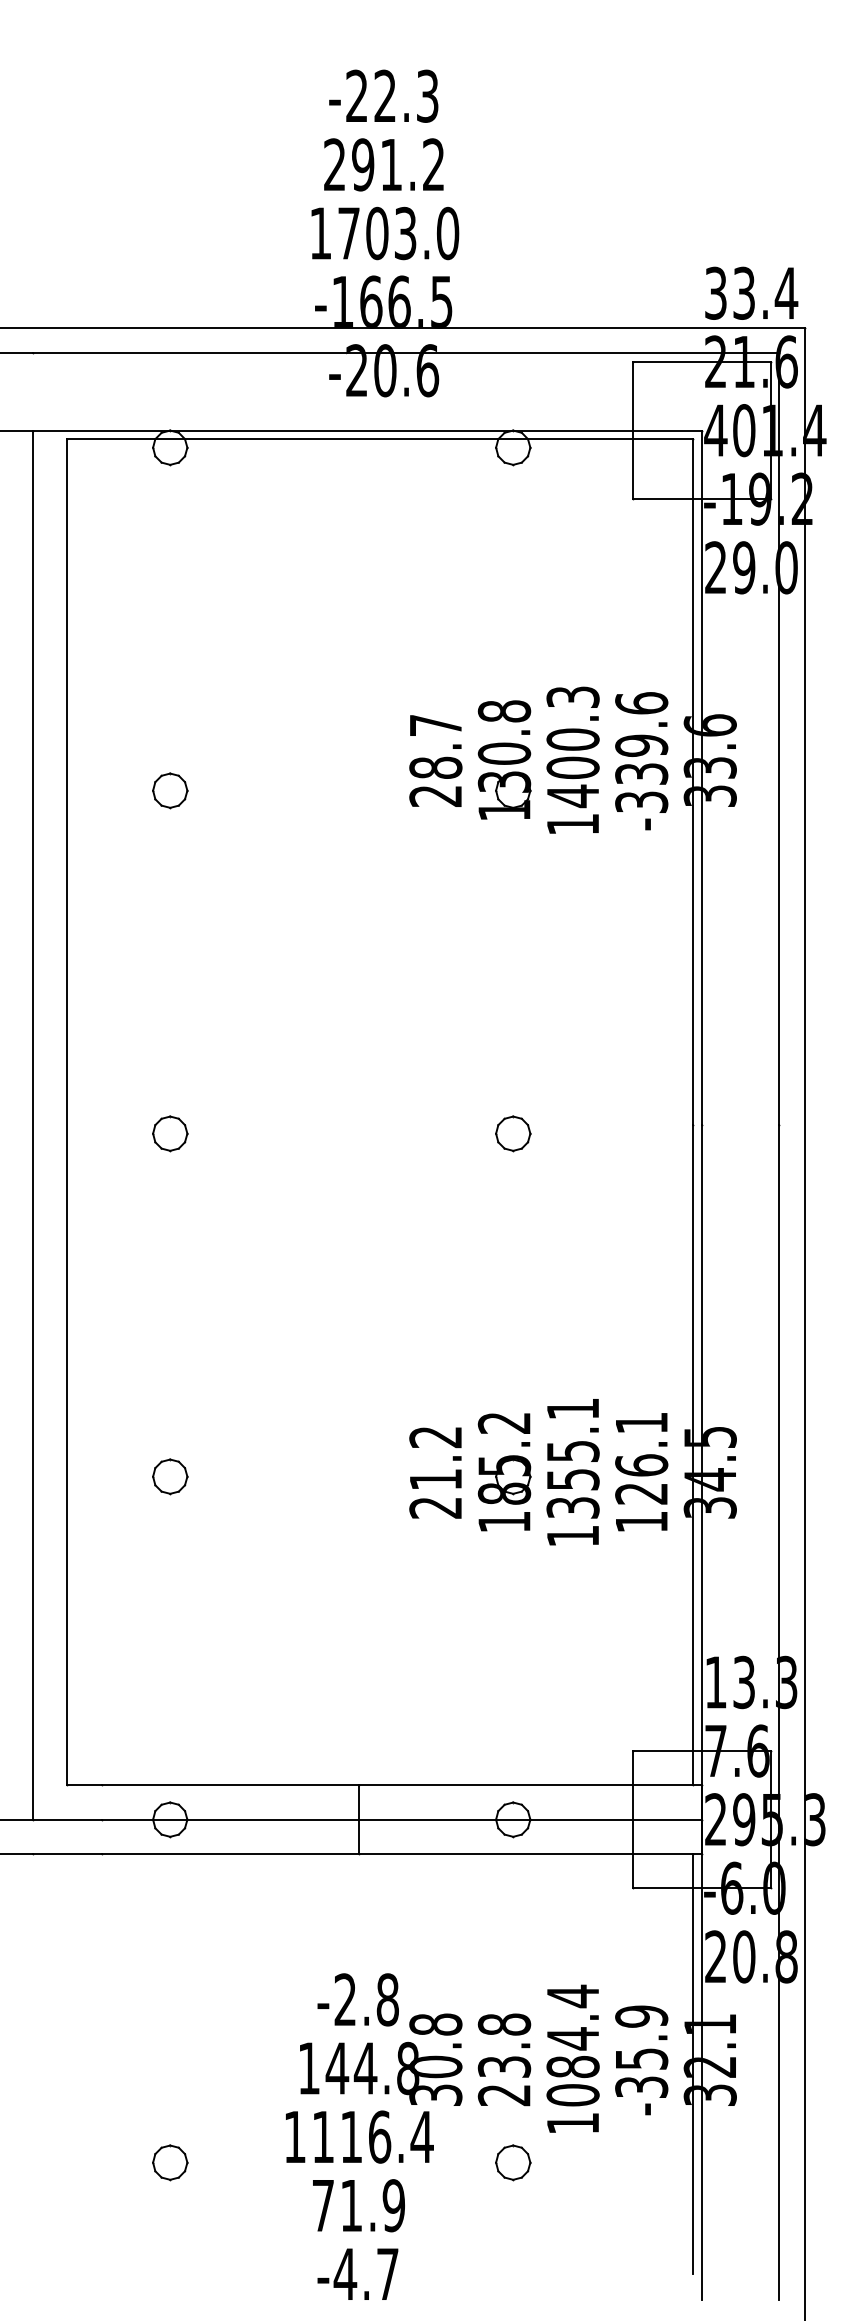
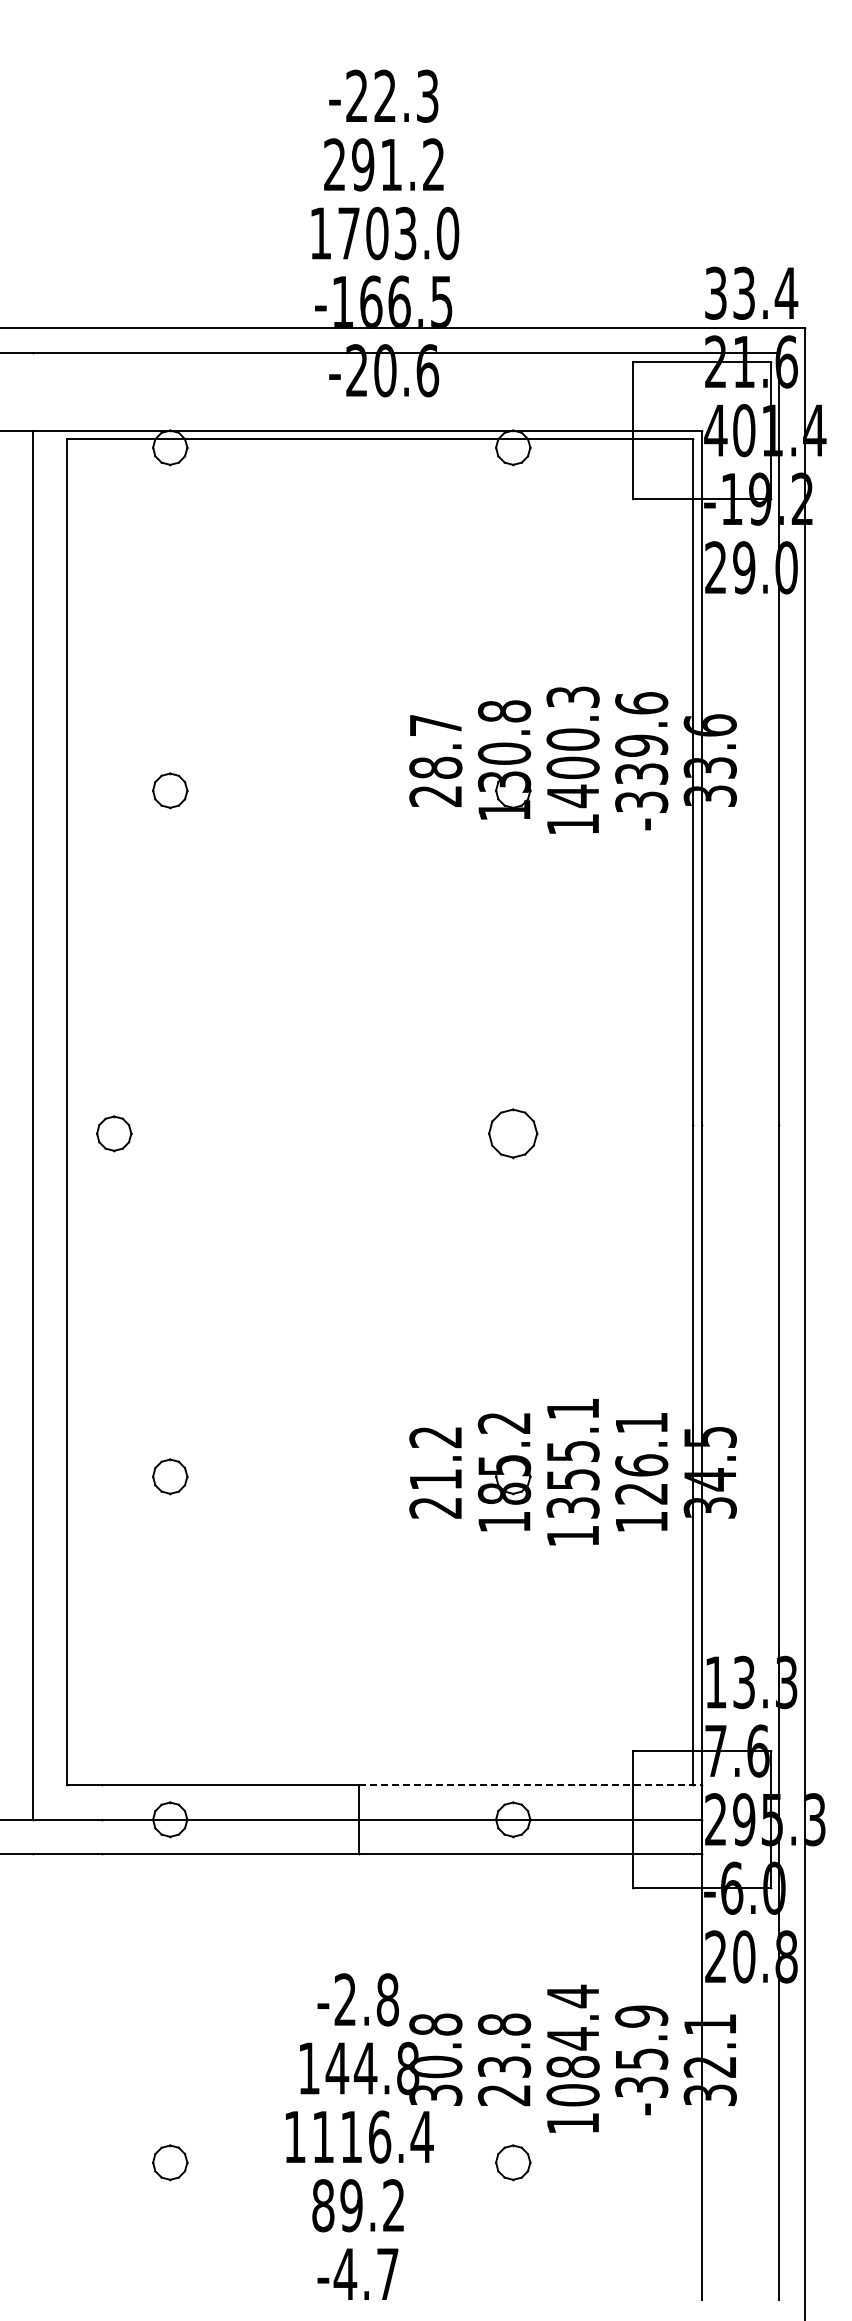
part position: (170, 1133) -> (114, 1133) (114, 1133)
part size: 37x38 px -> 51x52 px (513, 1133)
line: solid -> dashed (530, 1785)
line: present -> none (693, 2063)
text: 71.9 -> 89.2 (358, 2205)
